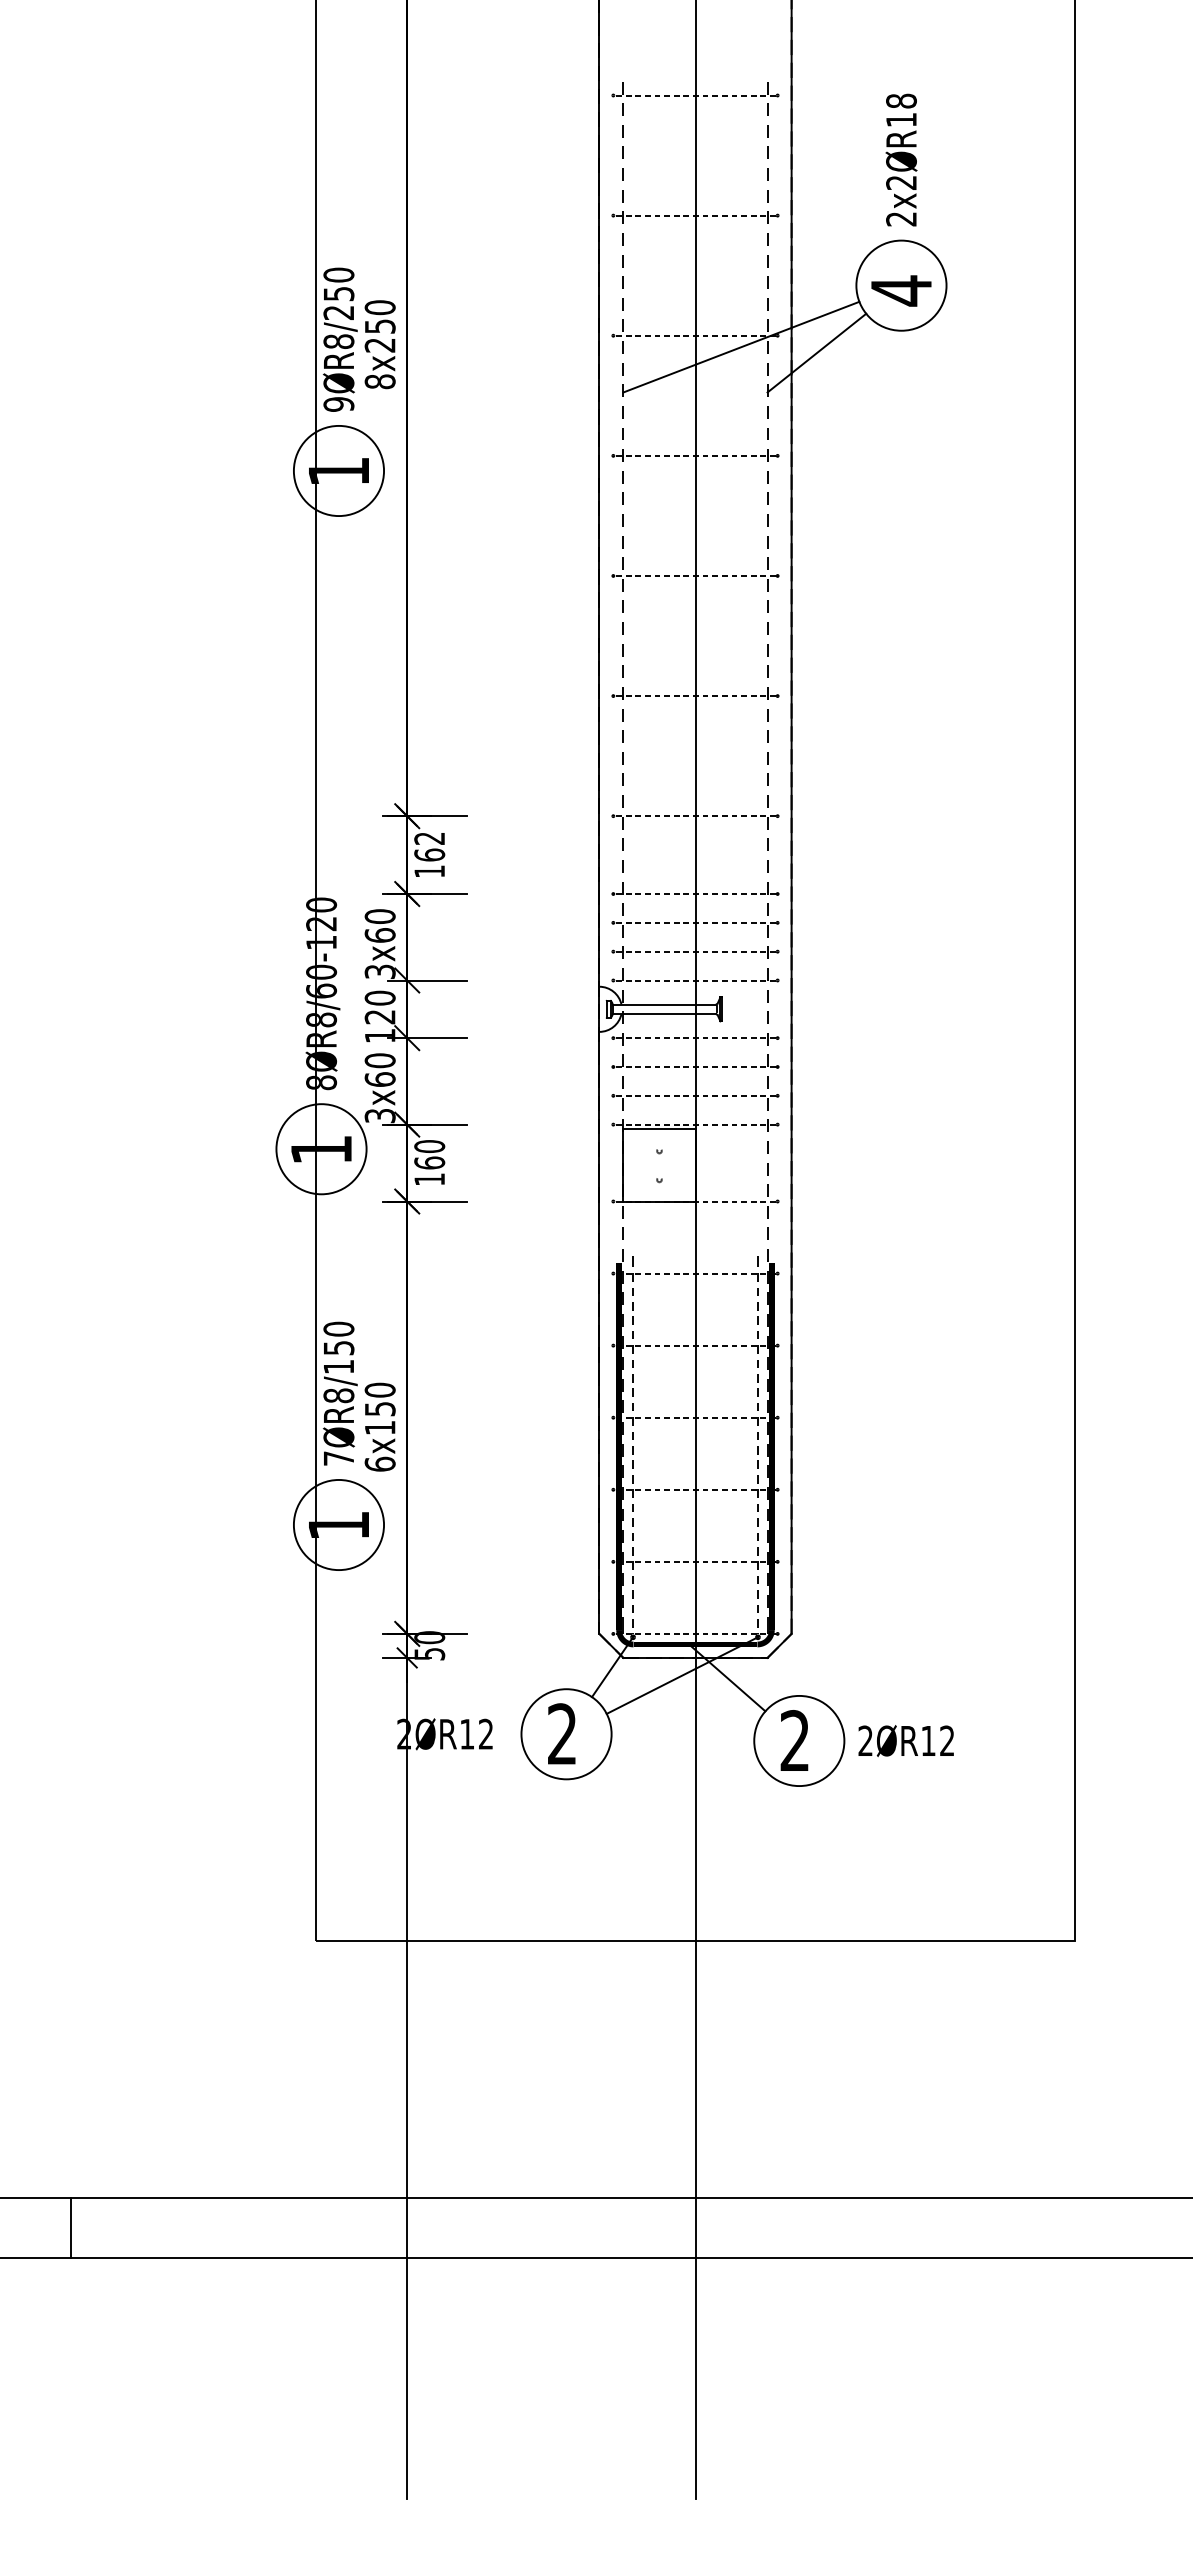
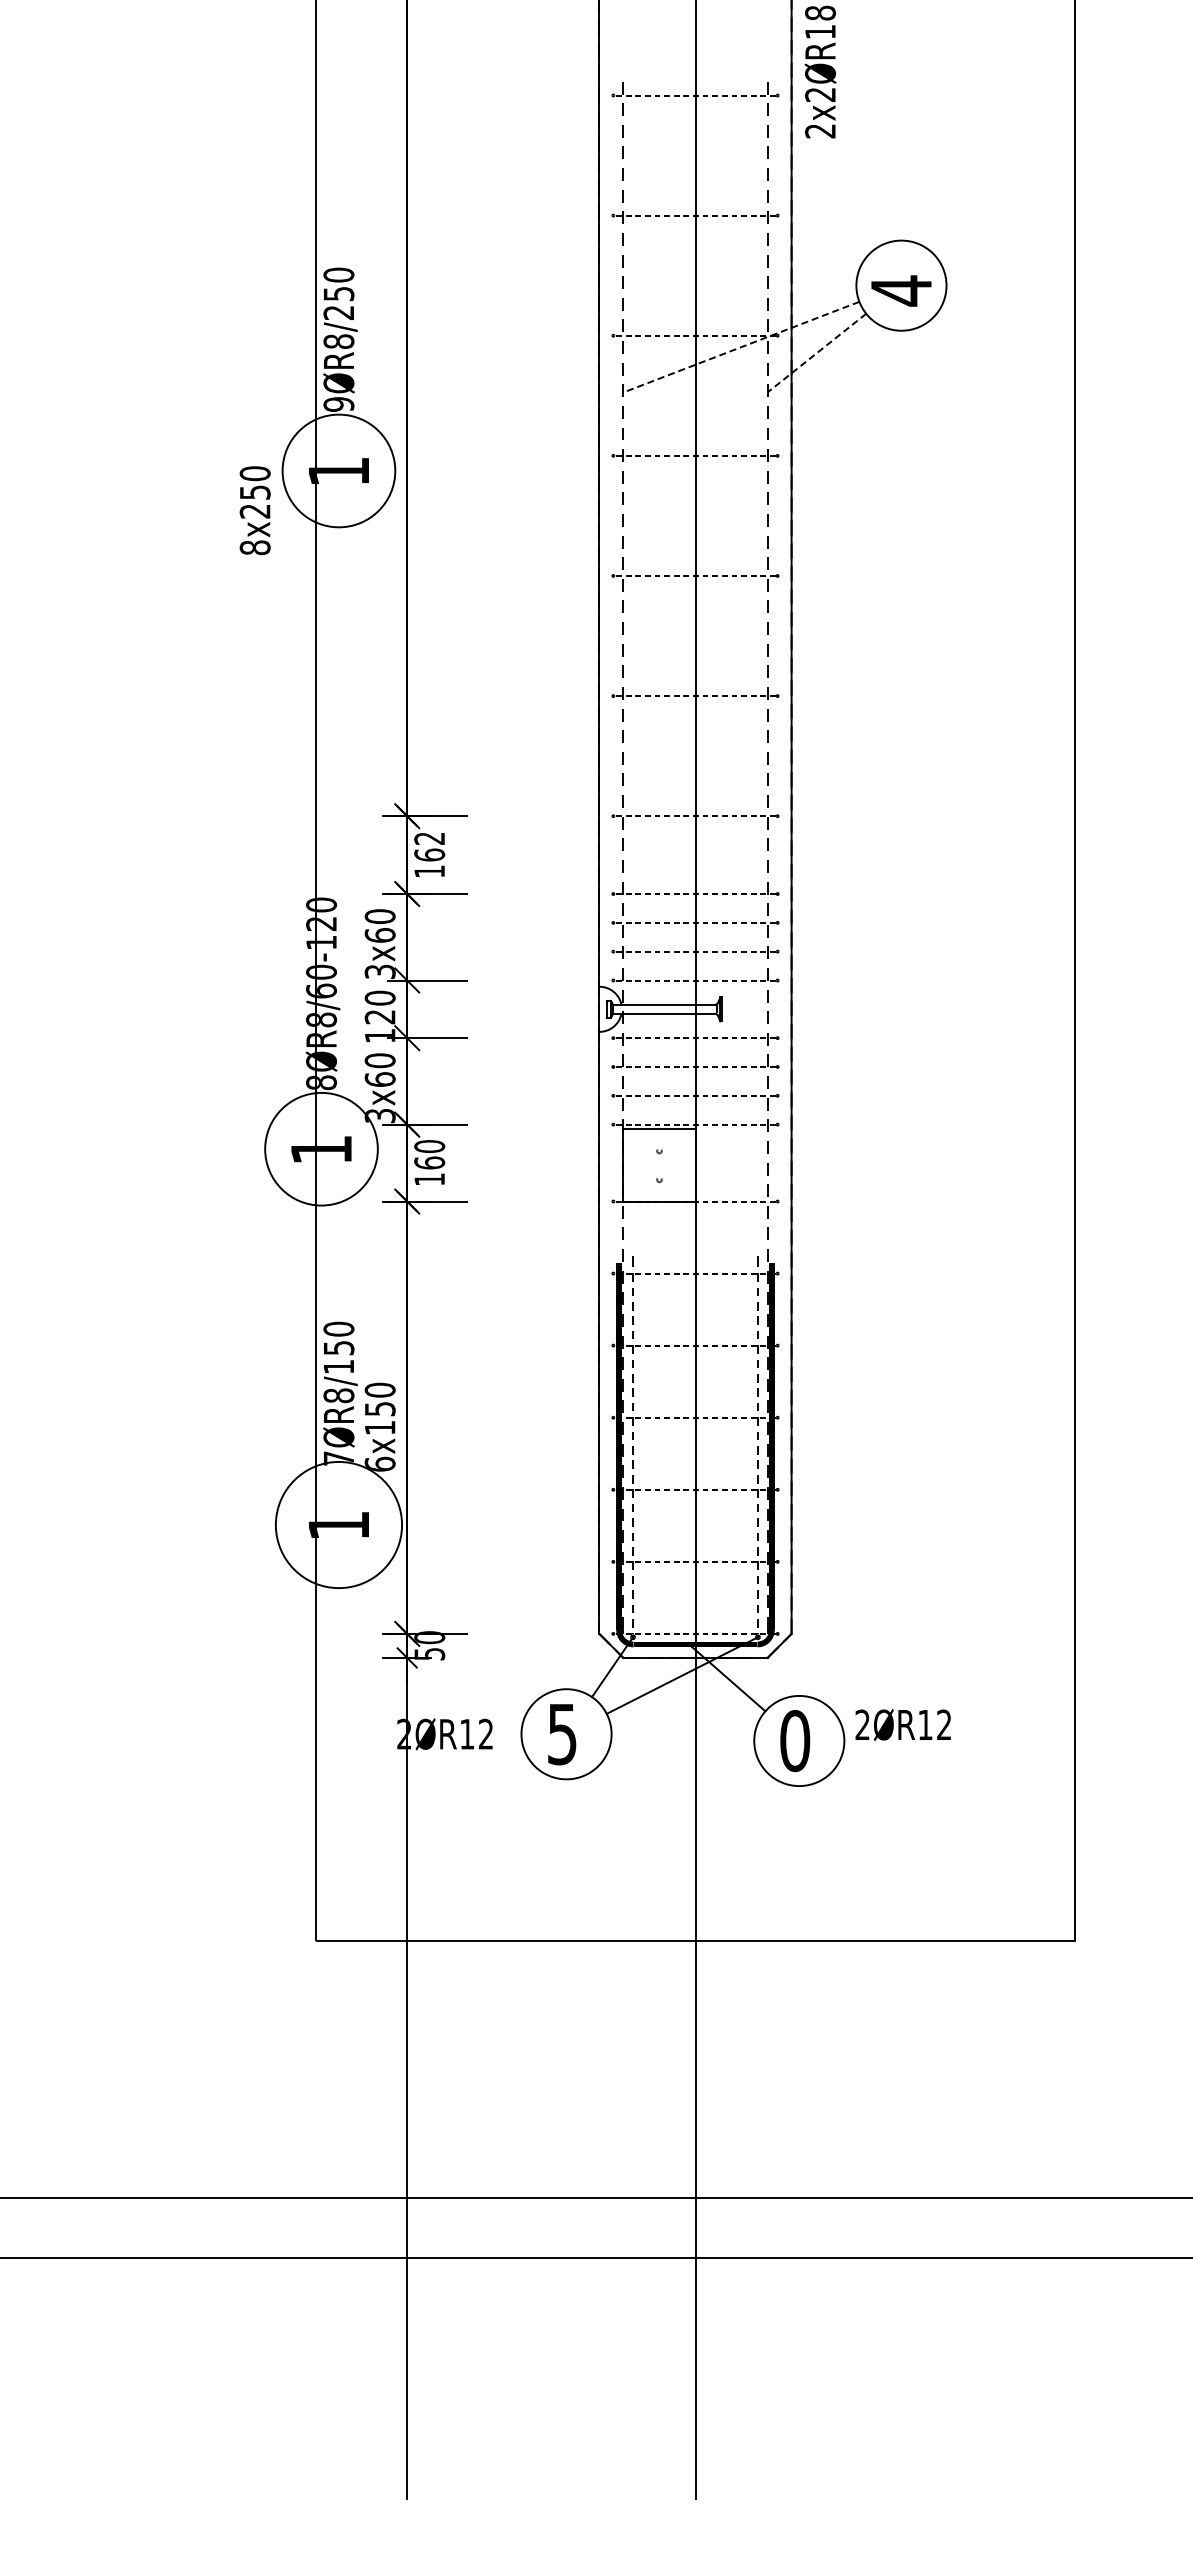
text position: (901, 159) -> (820, 71) (820, 71)
text position: (379, 344) -> (254, 510) (254, 510)
line: solid -> dashed (740, 347)
line: solid -> dashed (816, 353)
circle diameter: 90 px -> 113 px (338, 470)
circle diameter: 90 px -> 113 px (321, 1148)
circle diameter: 90 px -> 126 px (338, 1524)
text: 2 -> 5 (562, 1734)
text: 2 -> 0 (795, 1740)
text position: (905, 1741) -> (902, 1725) (902, 1725)
line: present -> none (70, 2228)
